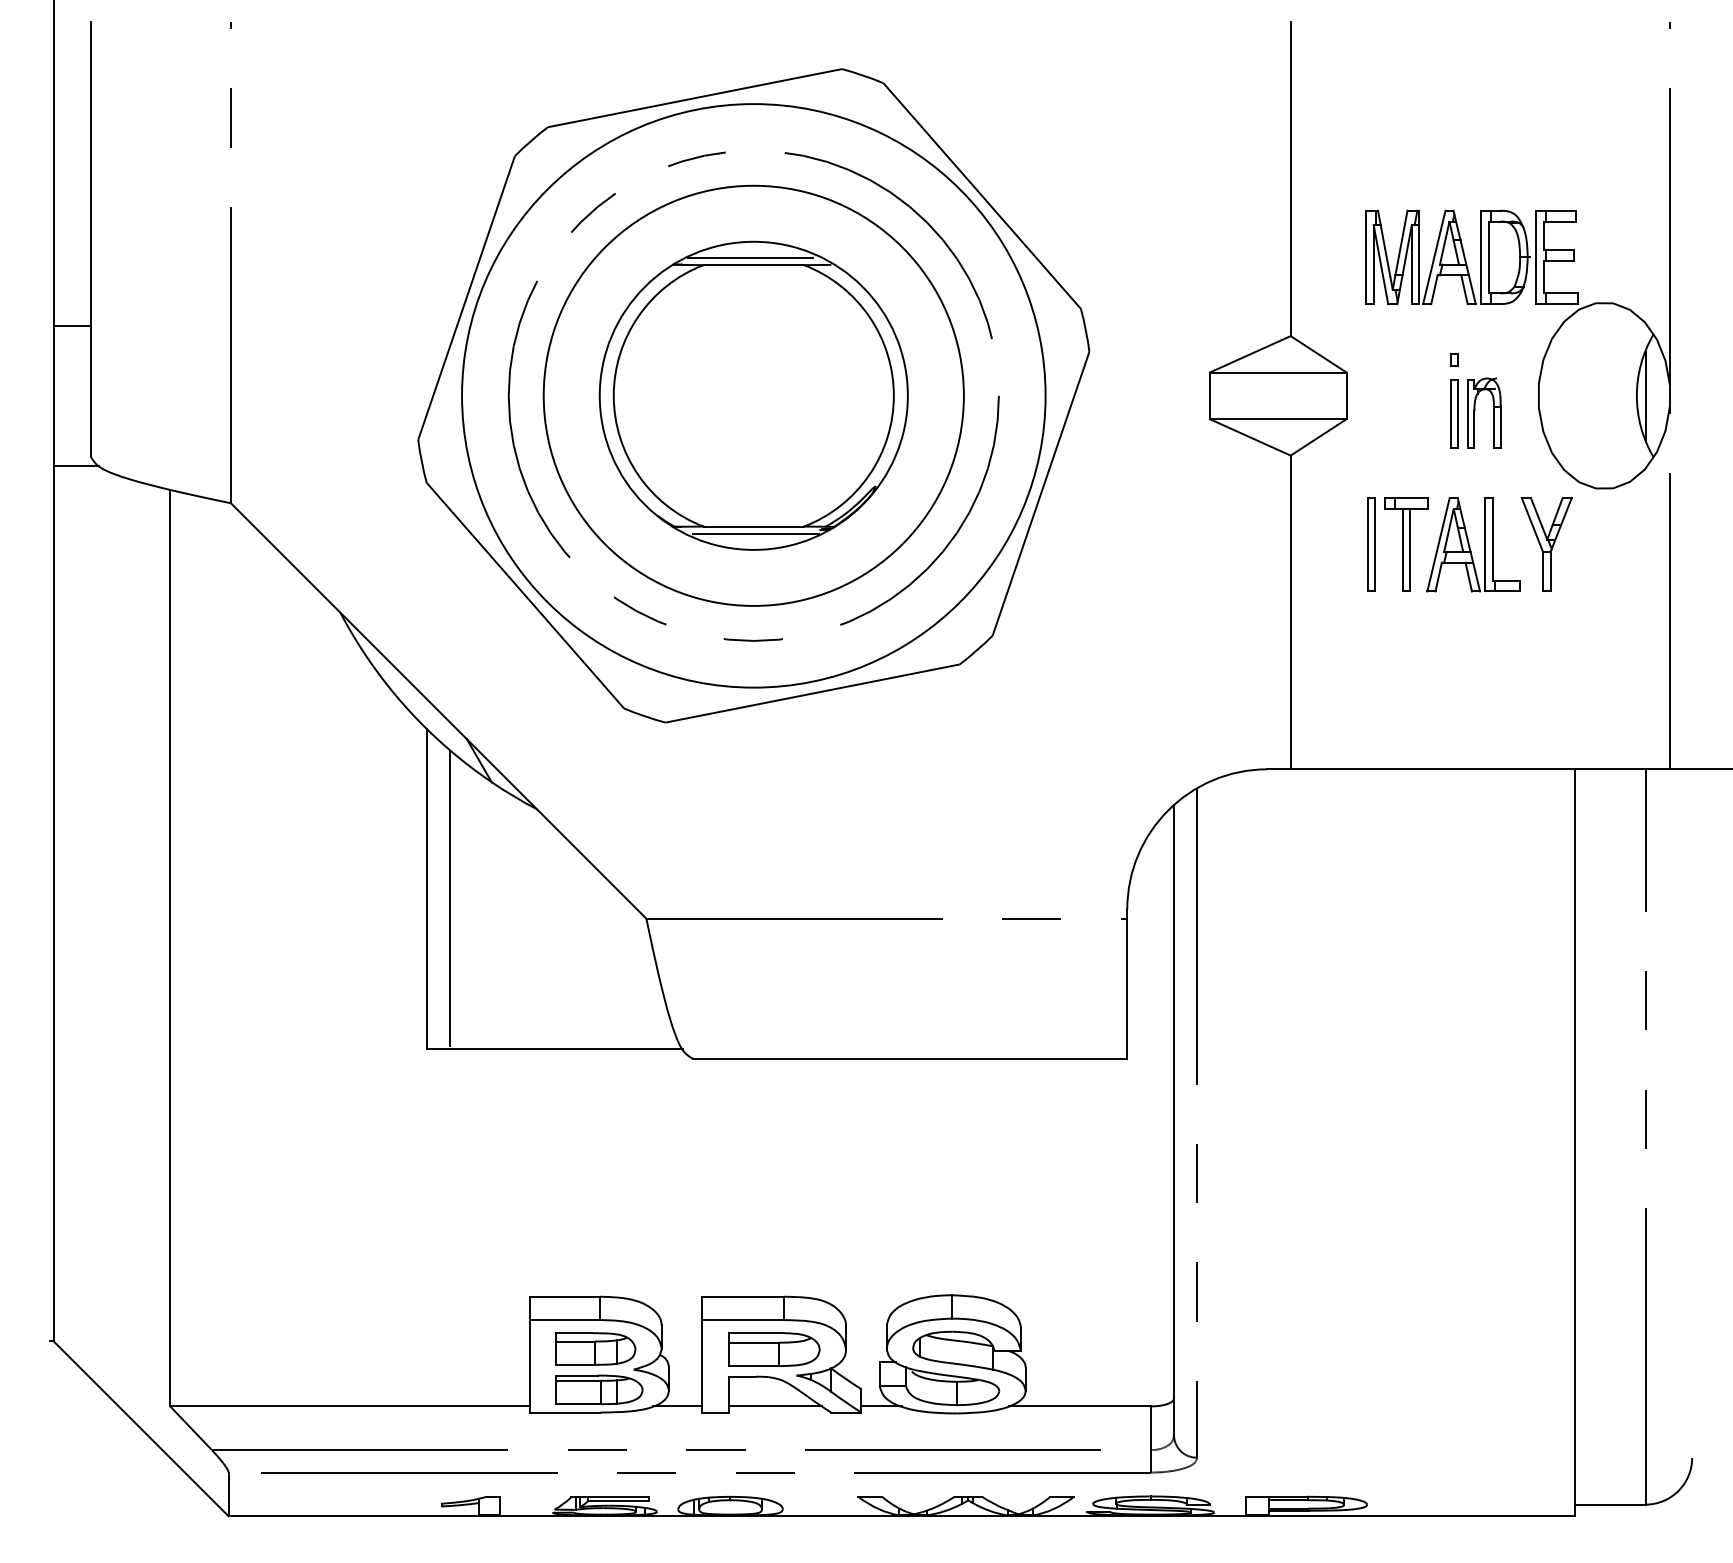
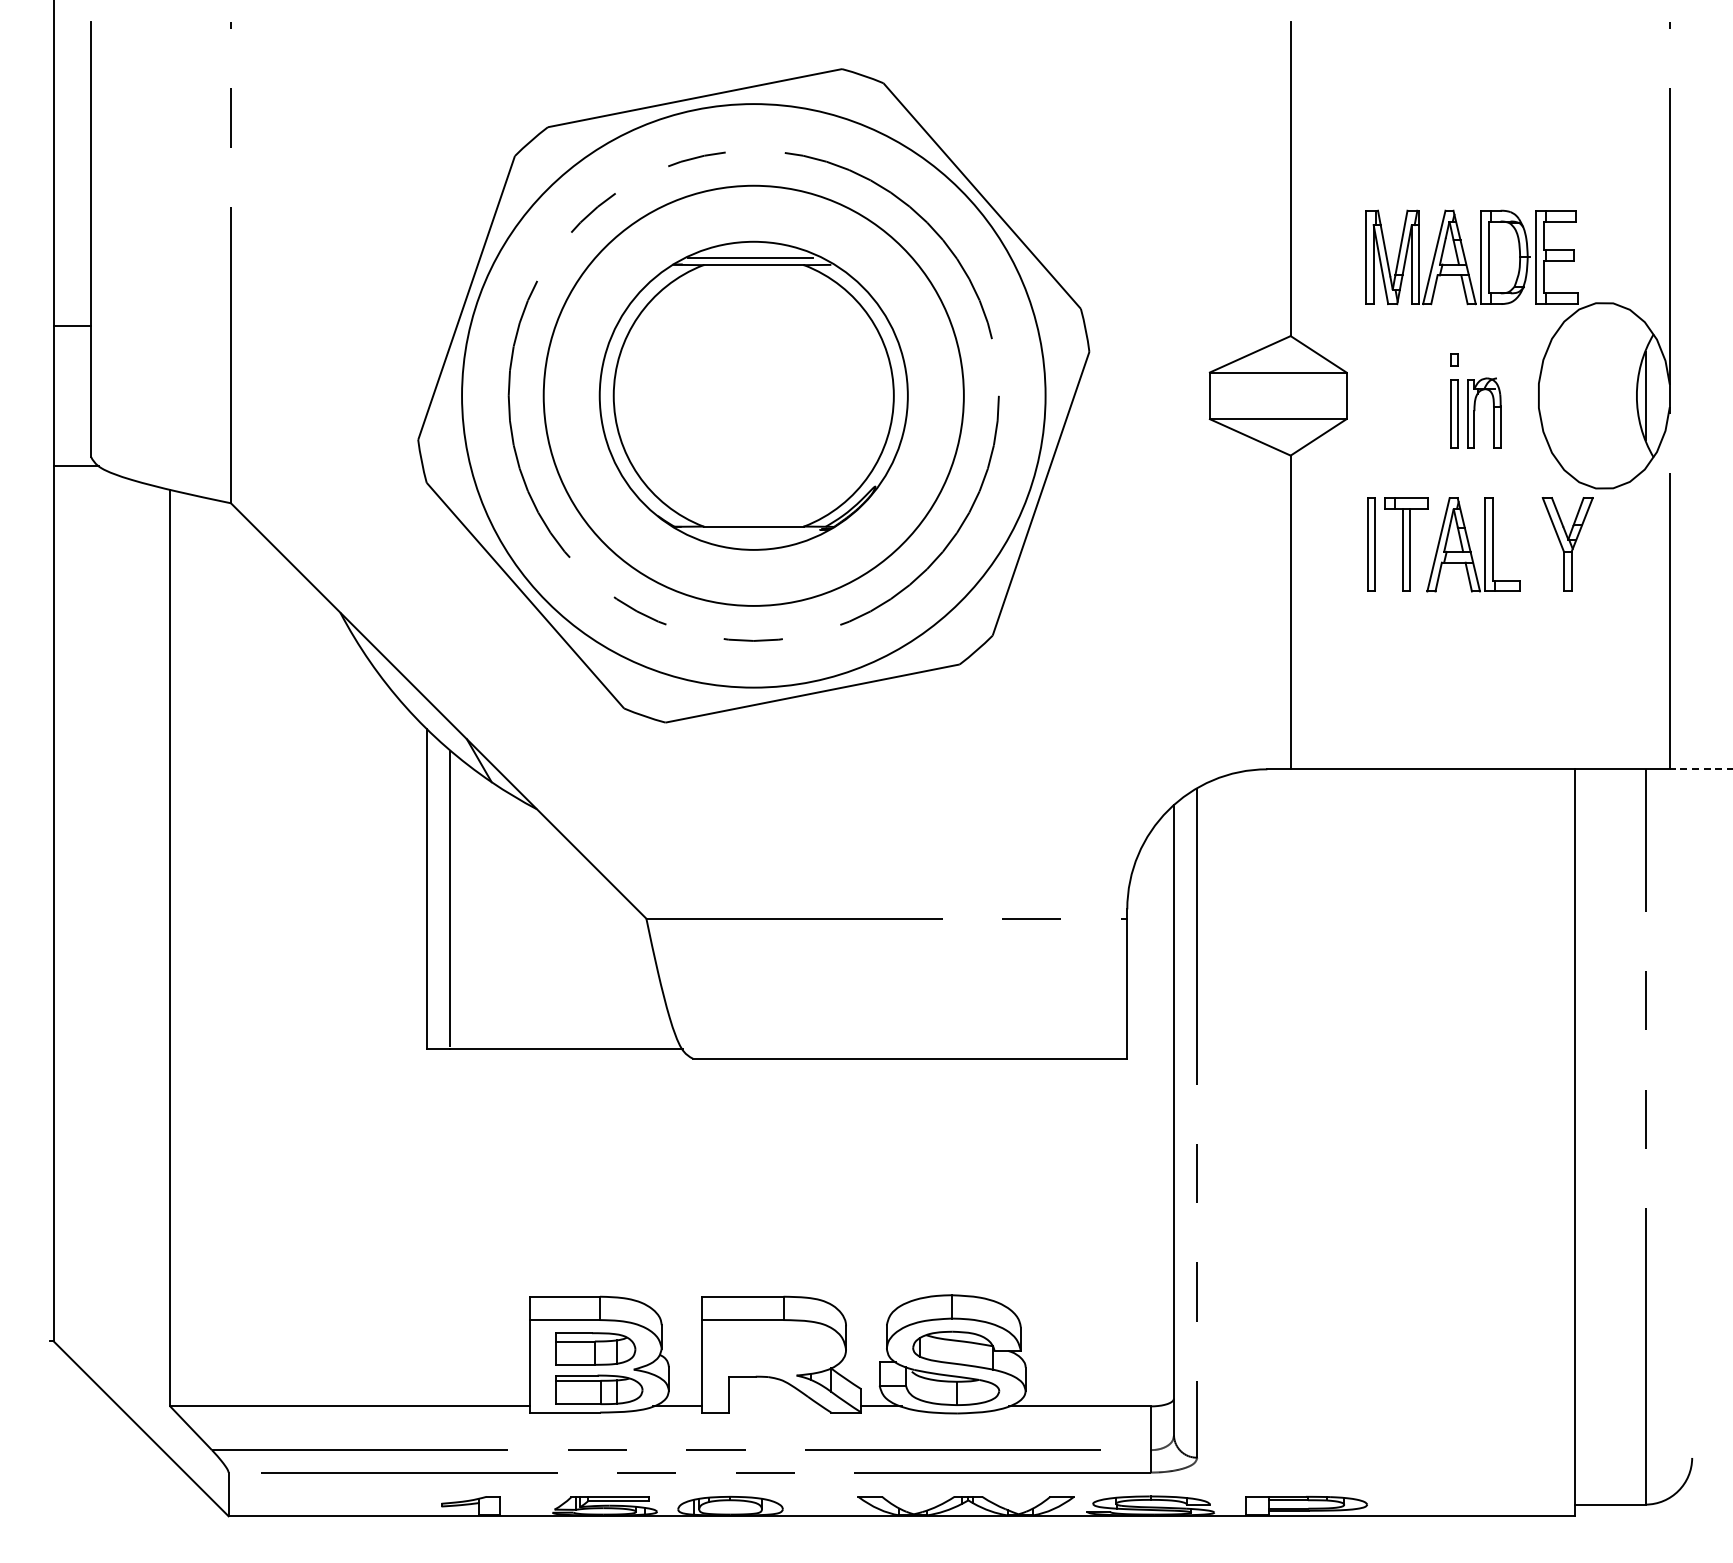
line: present -> none (755, 533)
part position: (1546, 544) -> (1567, 544) (1567, 544)
line: solid -> dashed (1700, 769)
part: present -> none (774, 1349)
line: present -> none (774, 1406)
